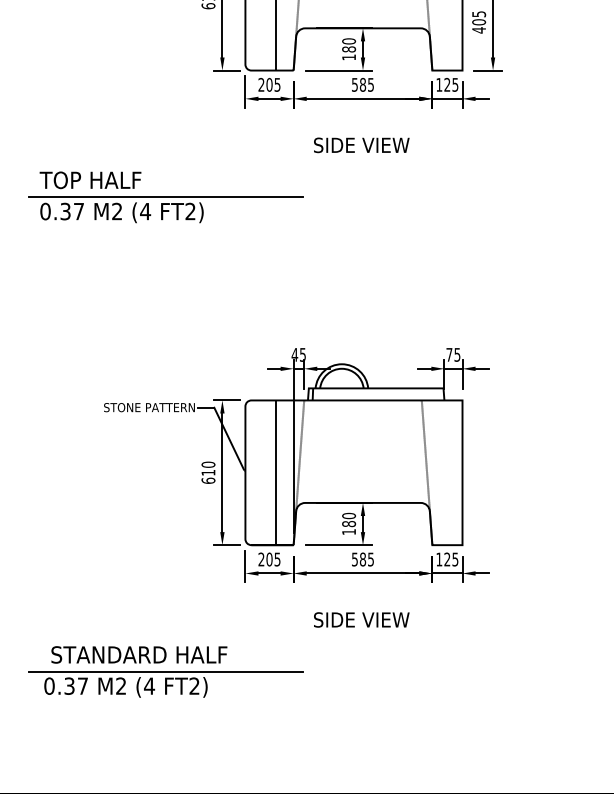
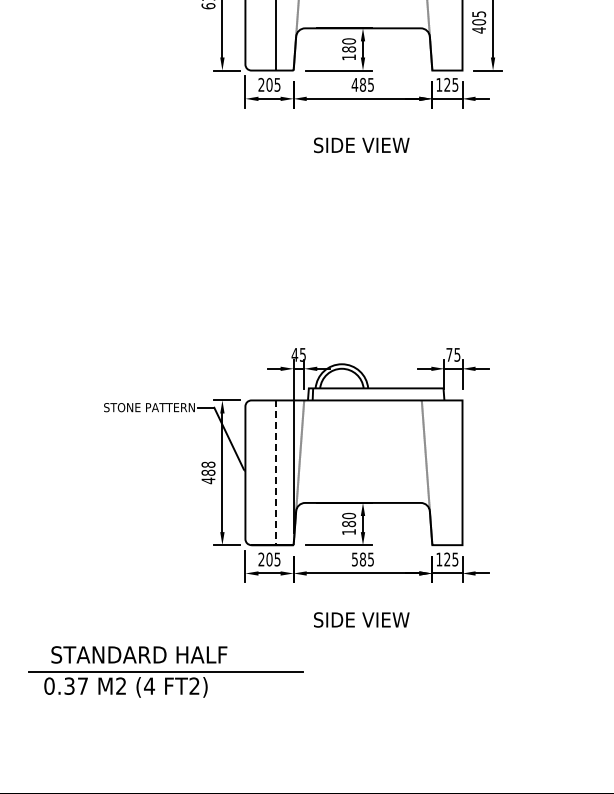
text: 585 -> 485 (354, 84)
part: present -> none (165, 197)
text: 610 -> 488 (208, 472)
line: solid -> dashed (275, 473)
